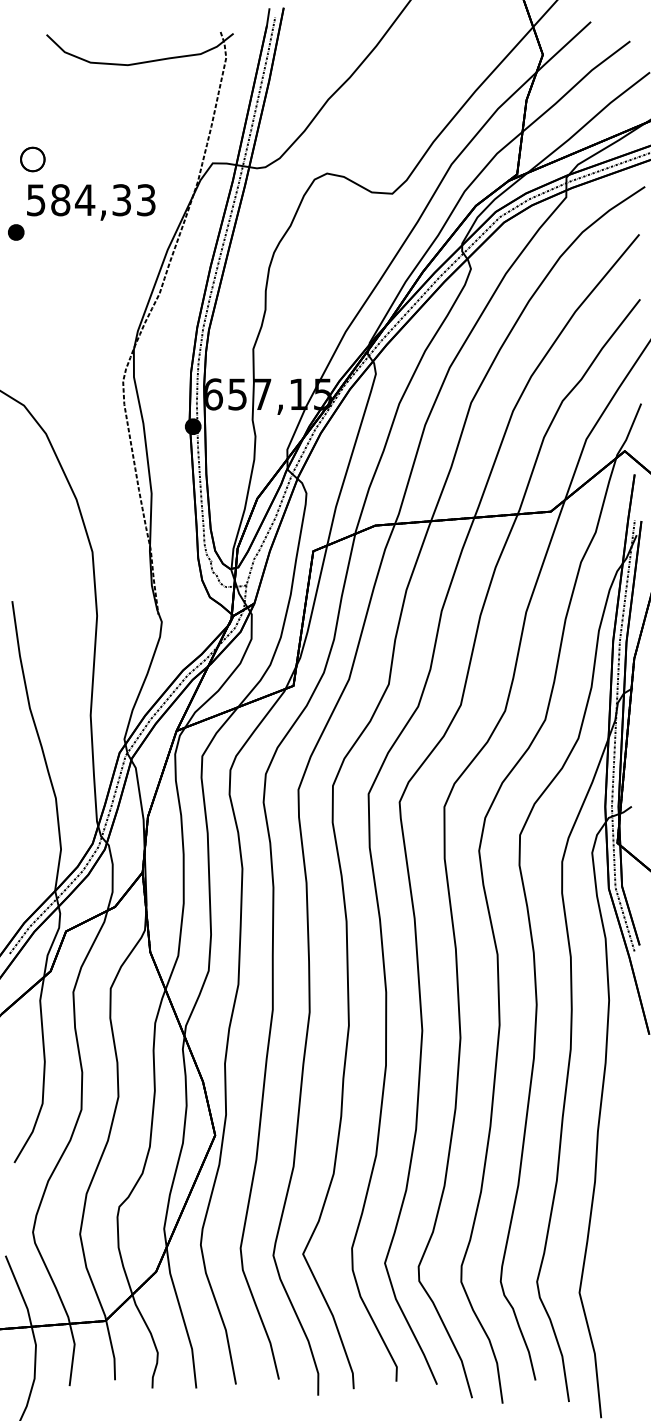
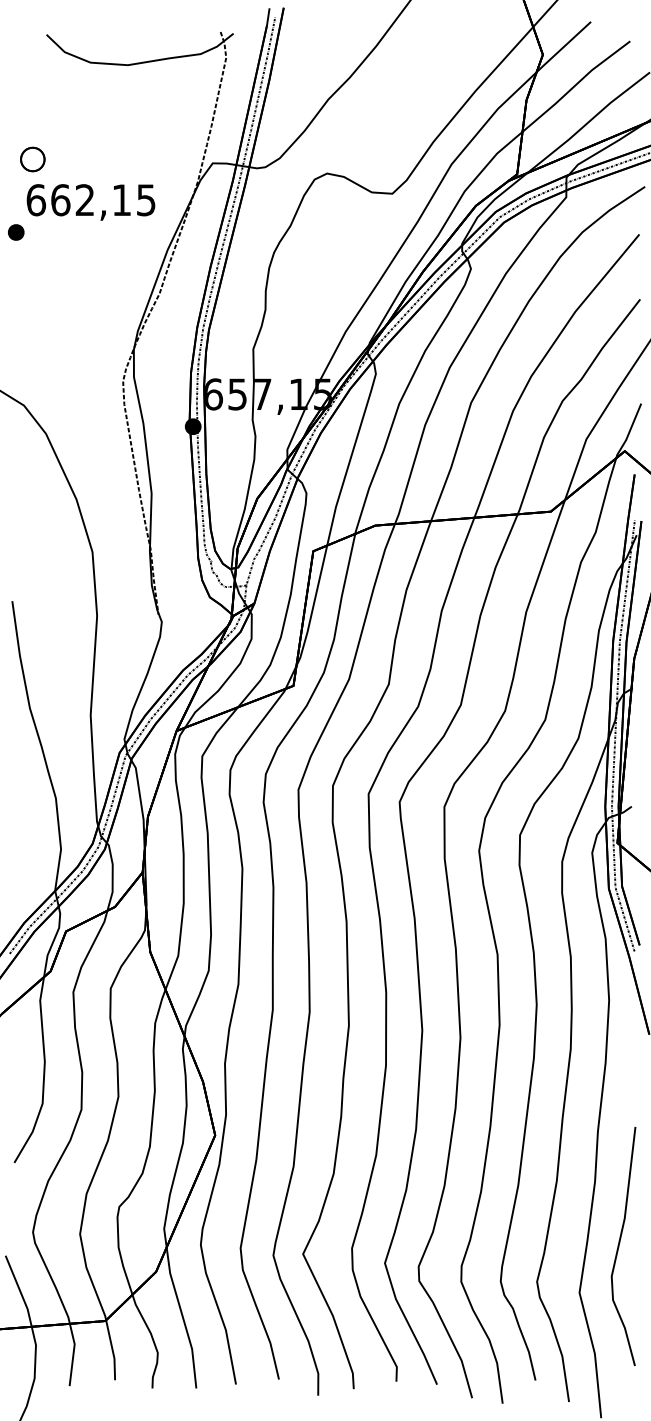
text: 584,33 -> 662,15 (90, 200)
part: none -> present (623, 1246)
